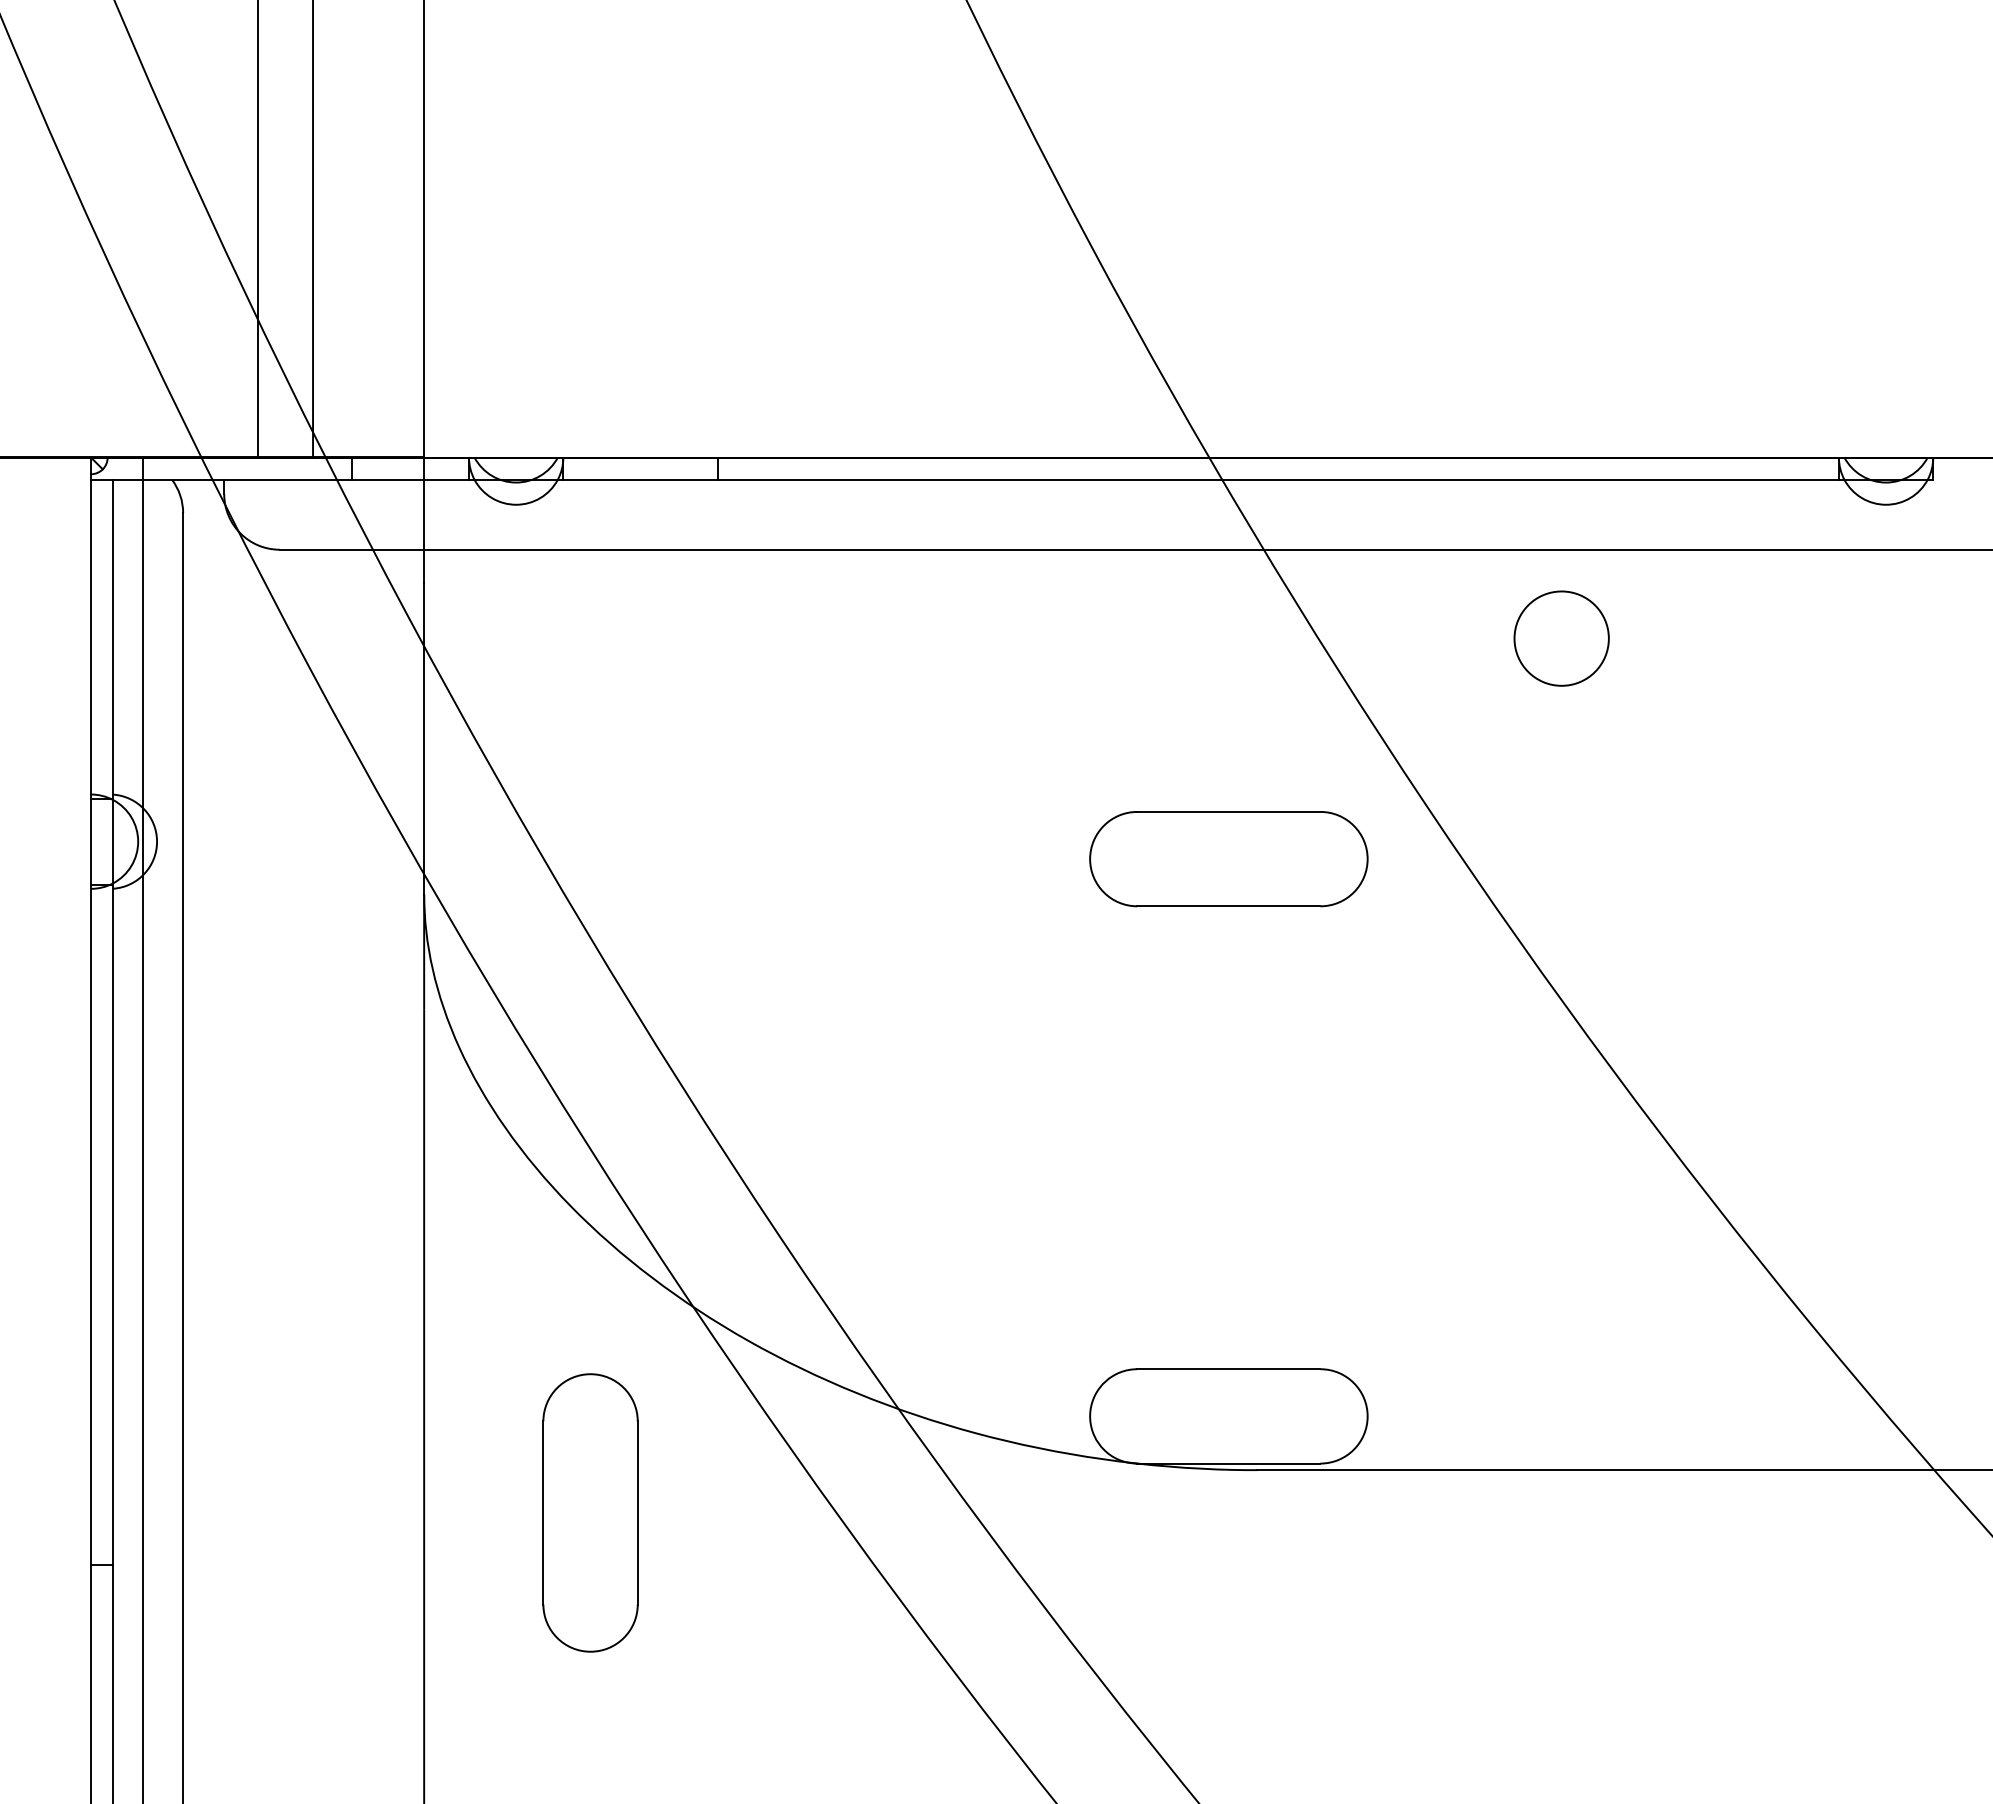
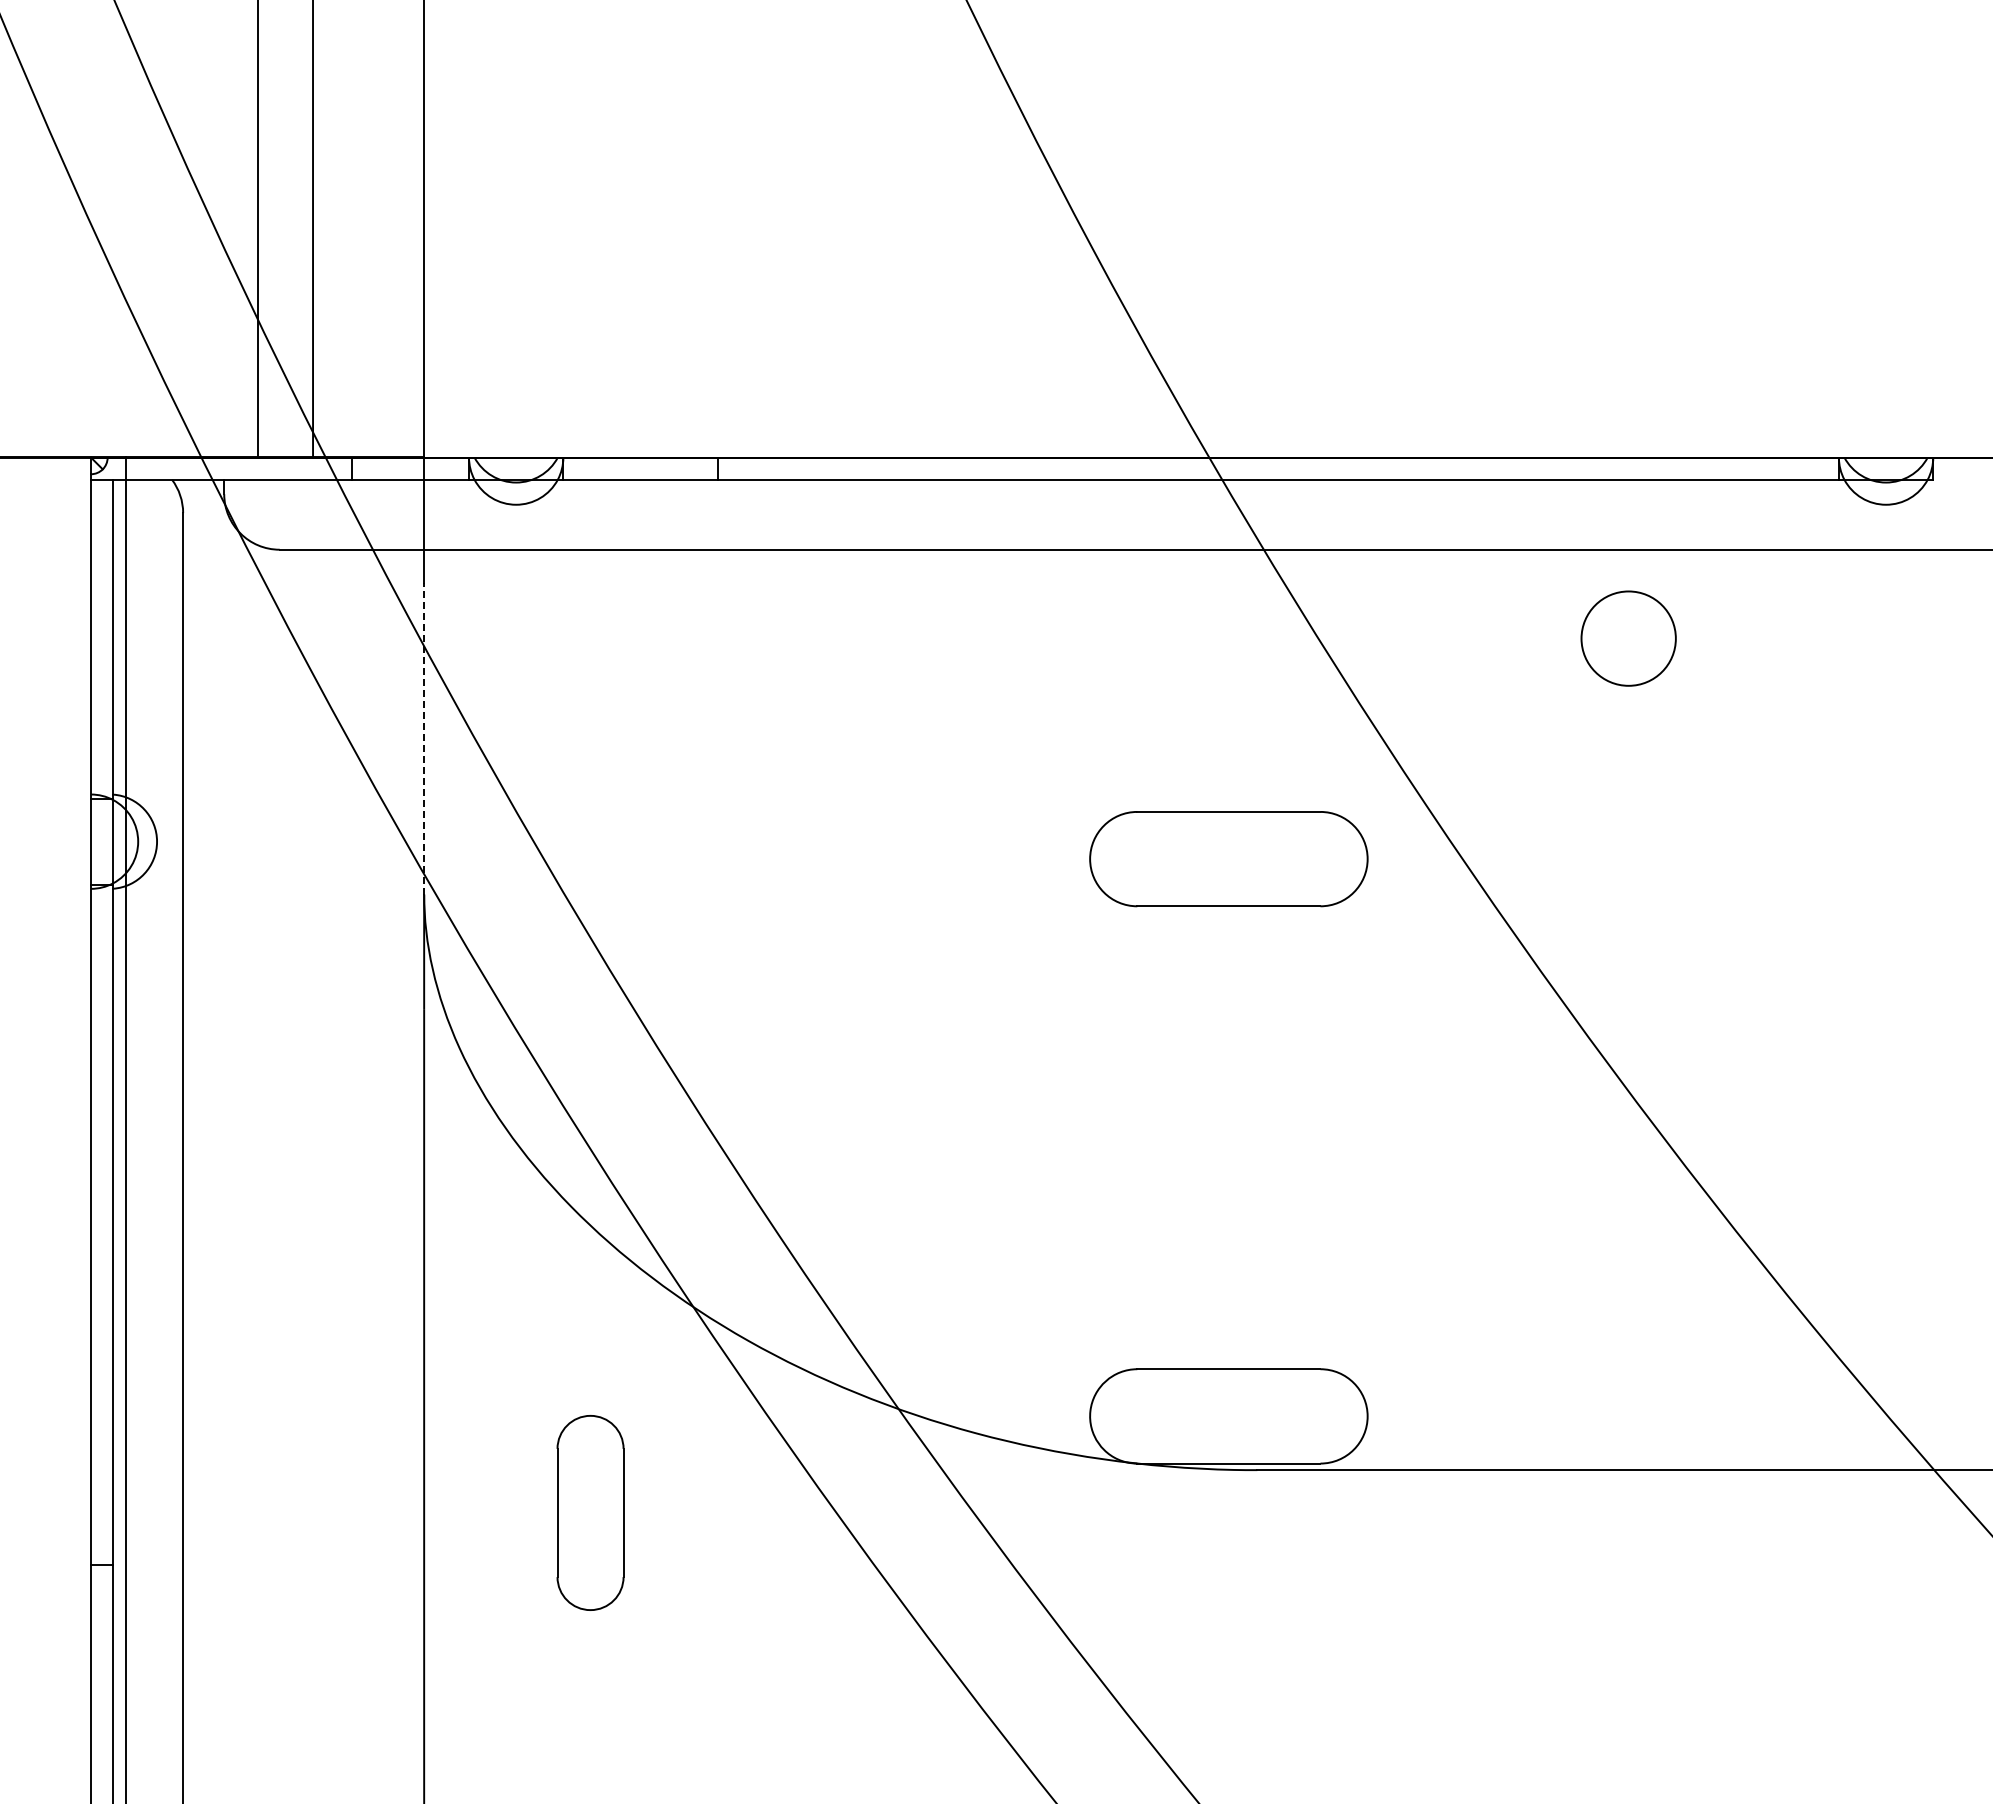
circle position: (1561, 638) -> (1628, 638) (1628, 638)
line: solid -> dashed (424, 738)
line position: (142, 1128) -> (125, 1128) (125, 1128)
part size: 97x280 px -> 69x196 px (590, 1512)
